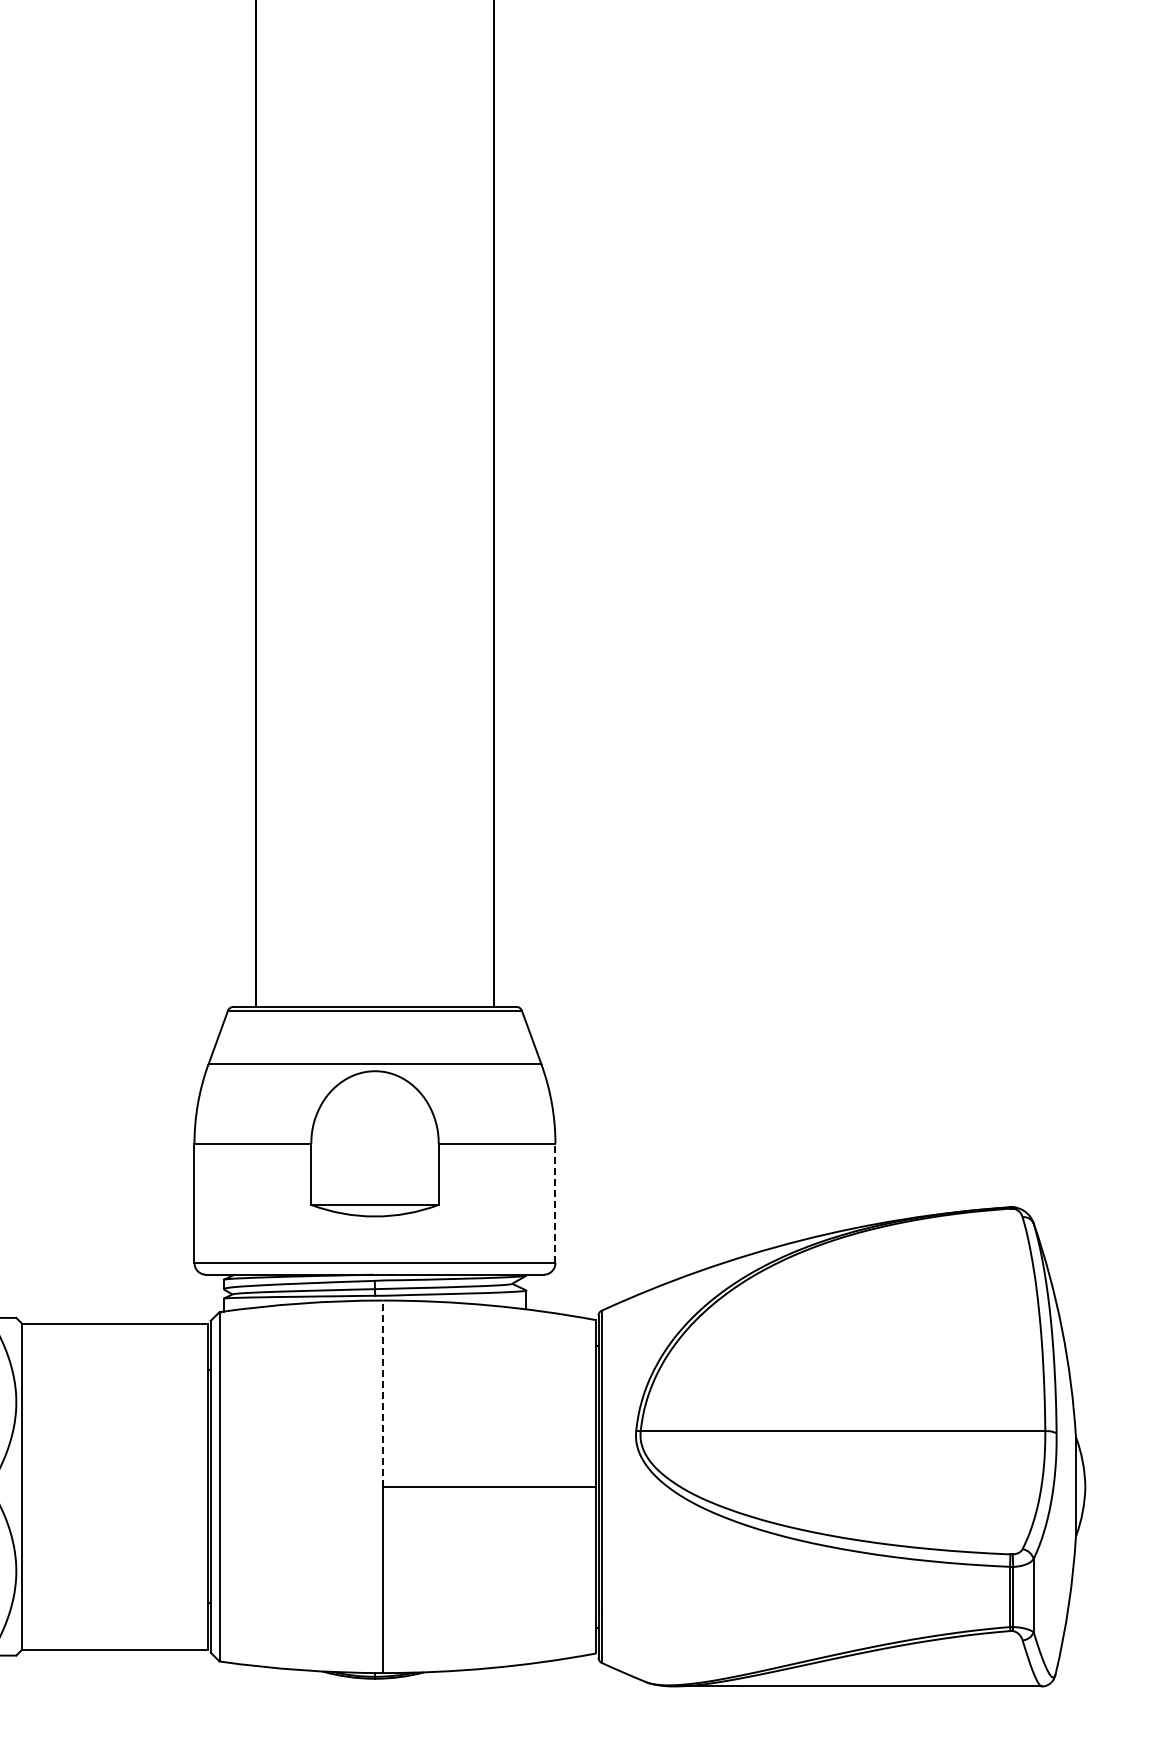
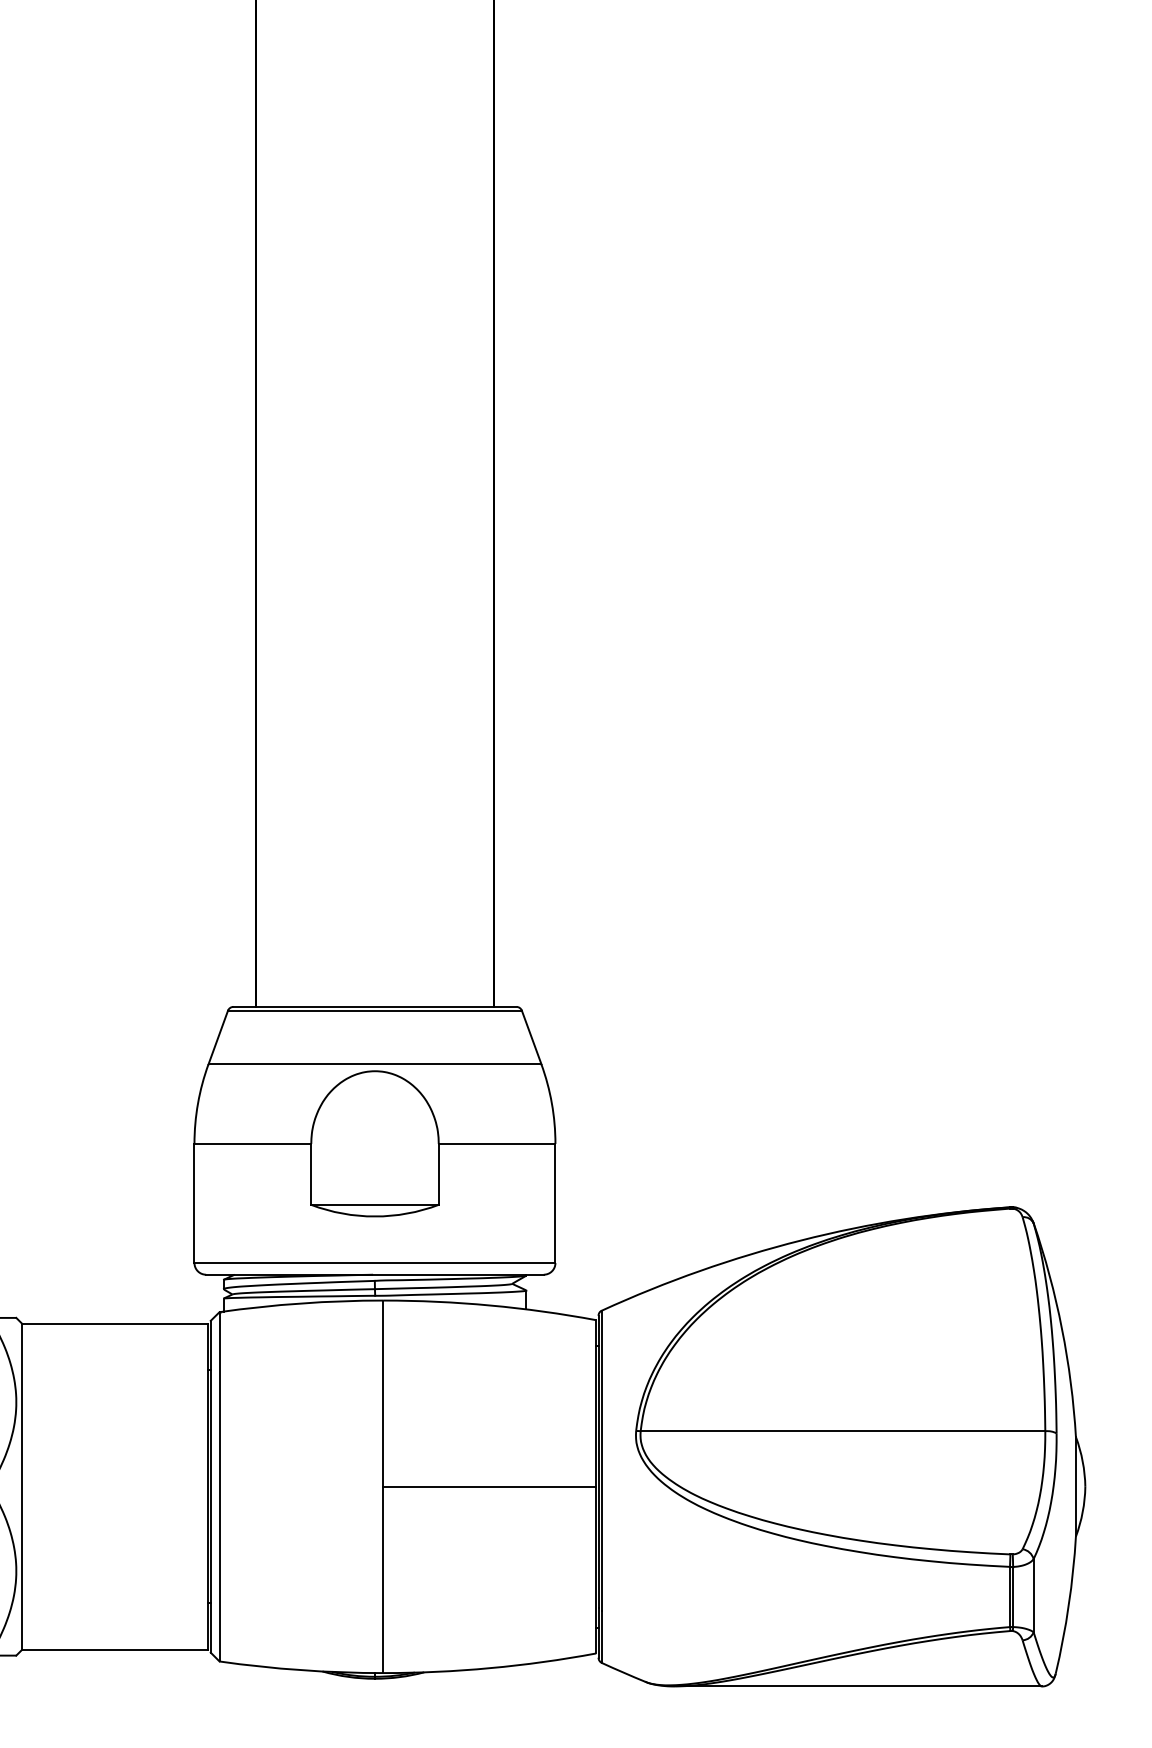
line: dashed -> solid (555, 1203)
line: dashed -> solid (383, 1393)
